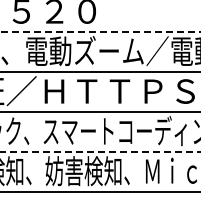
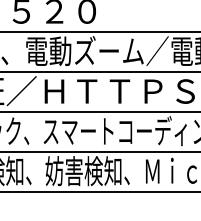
line: dashed -> solid (100, 31)
line: dashed -> solid (100, 151)
